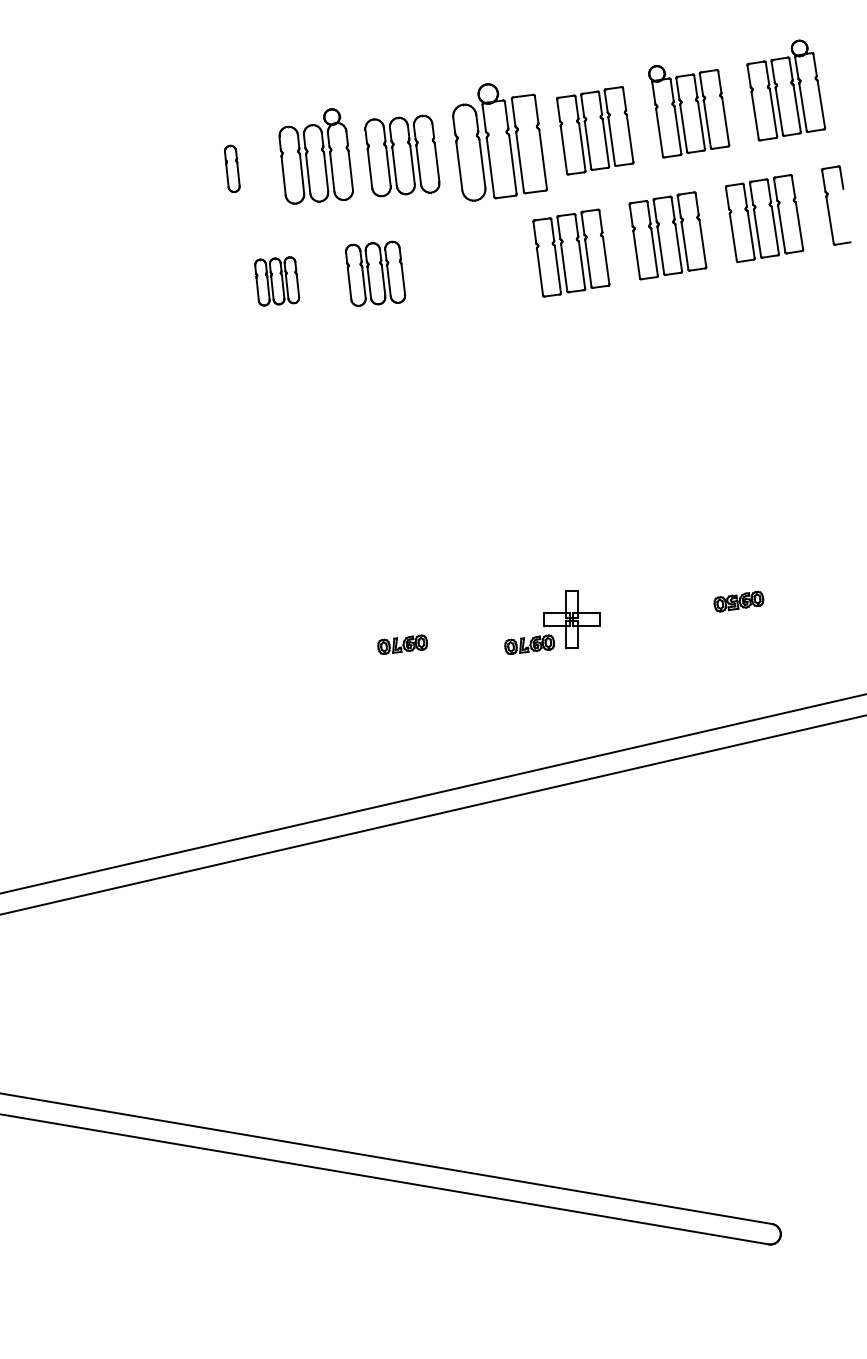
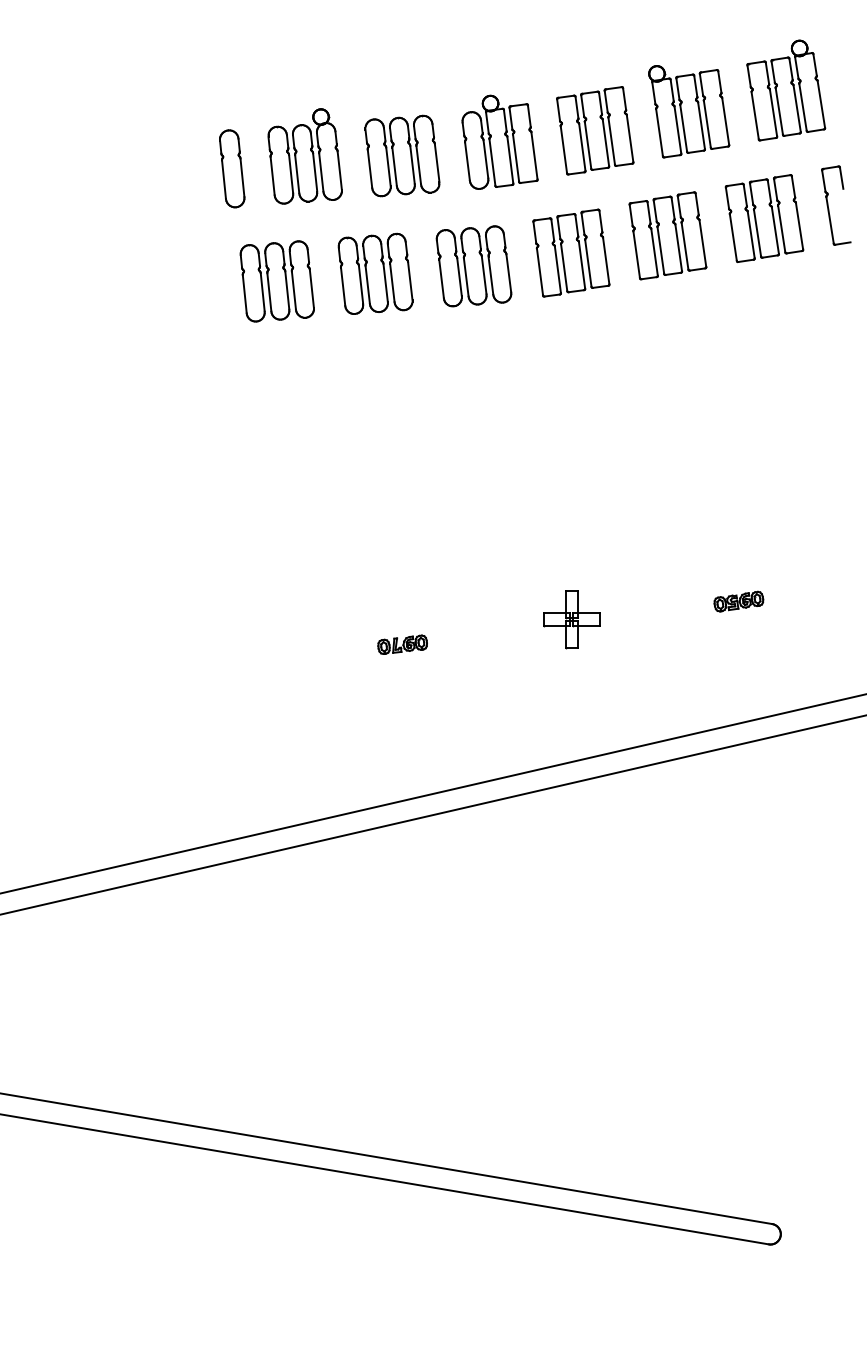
part size: 96x119 px -> 78x96 px (499, 141)
part position: (315, 156) -> (304, 156) (304, 156)
part size: 17x49 px -> 27x80 px (232, 168)
part: none -> present (473, 266)
part size: 62x67 px -> 77x83 px (375, 273)
part size: 47x51 px -> 76x83 px (276, 281)
part: present -> none (529, 644)
